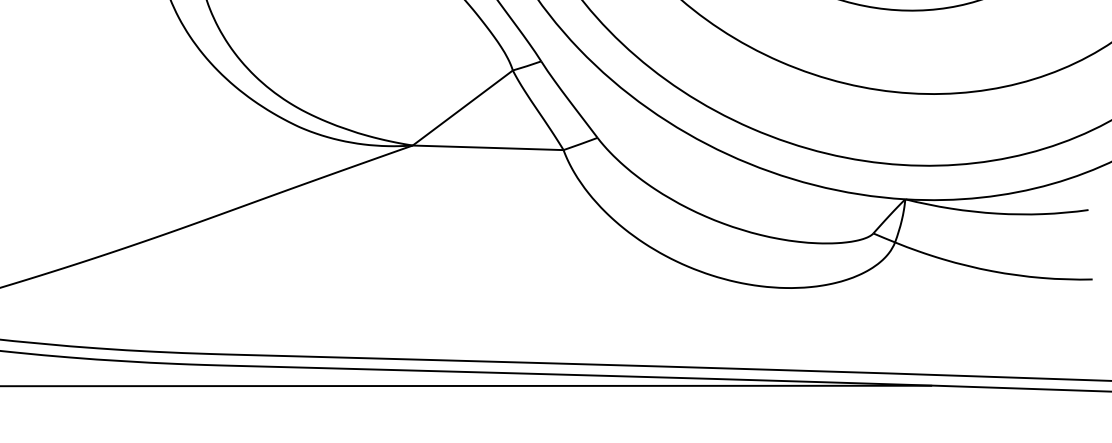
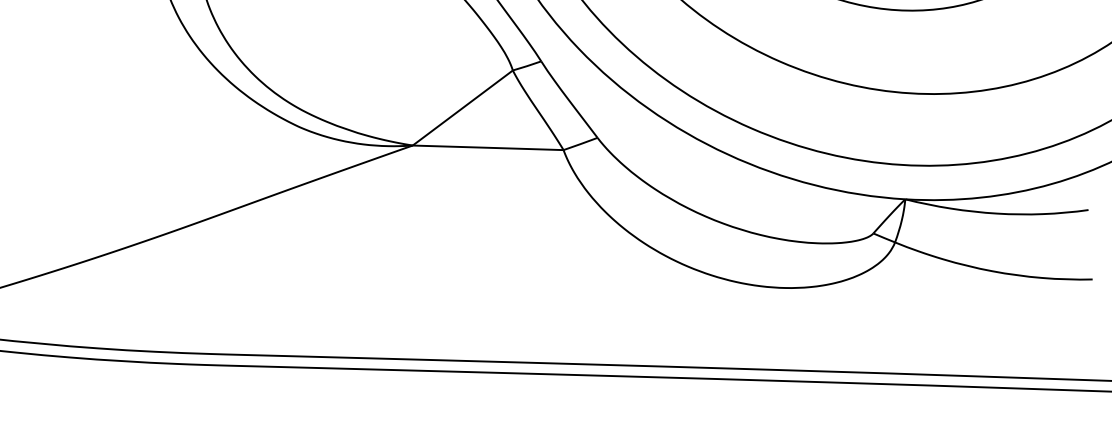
line: present -> none (466, 385)
